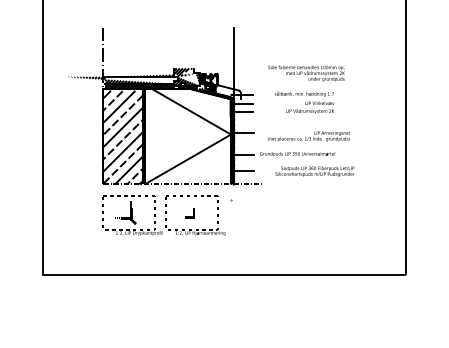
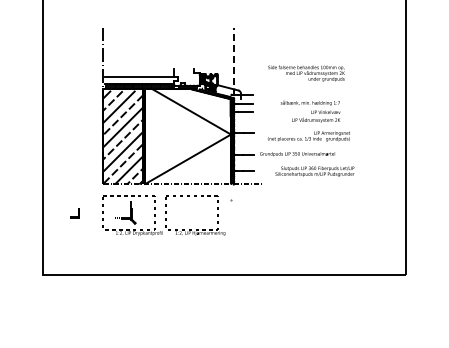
line: solid -> dashed (234, 61)
hatch: present -> none (132, 76)
text position: (304, 102) -> (310, 111) (310, 111)
part position: (189, 213) -> (74, 213) (74, 213)
